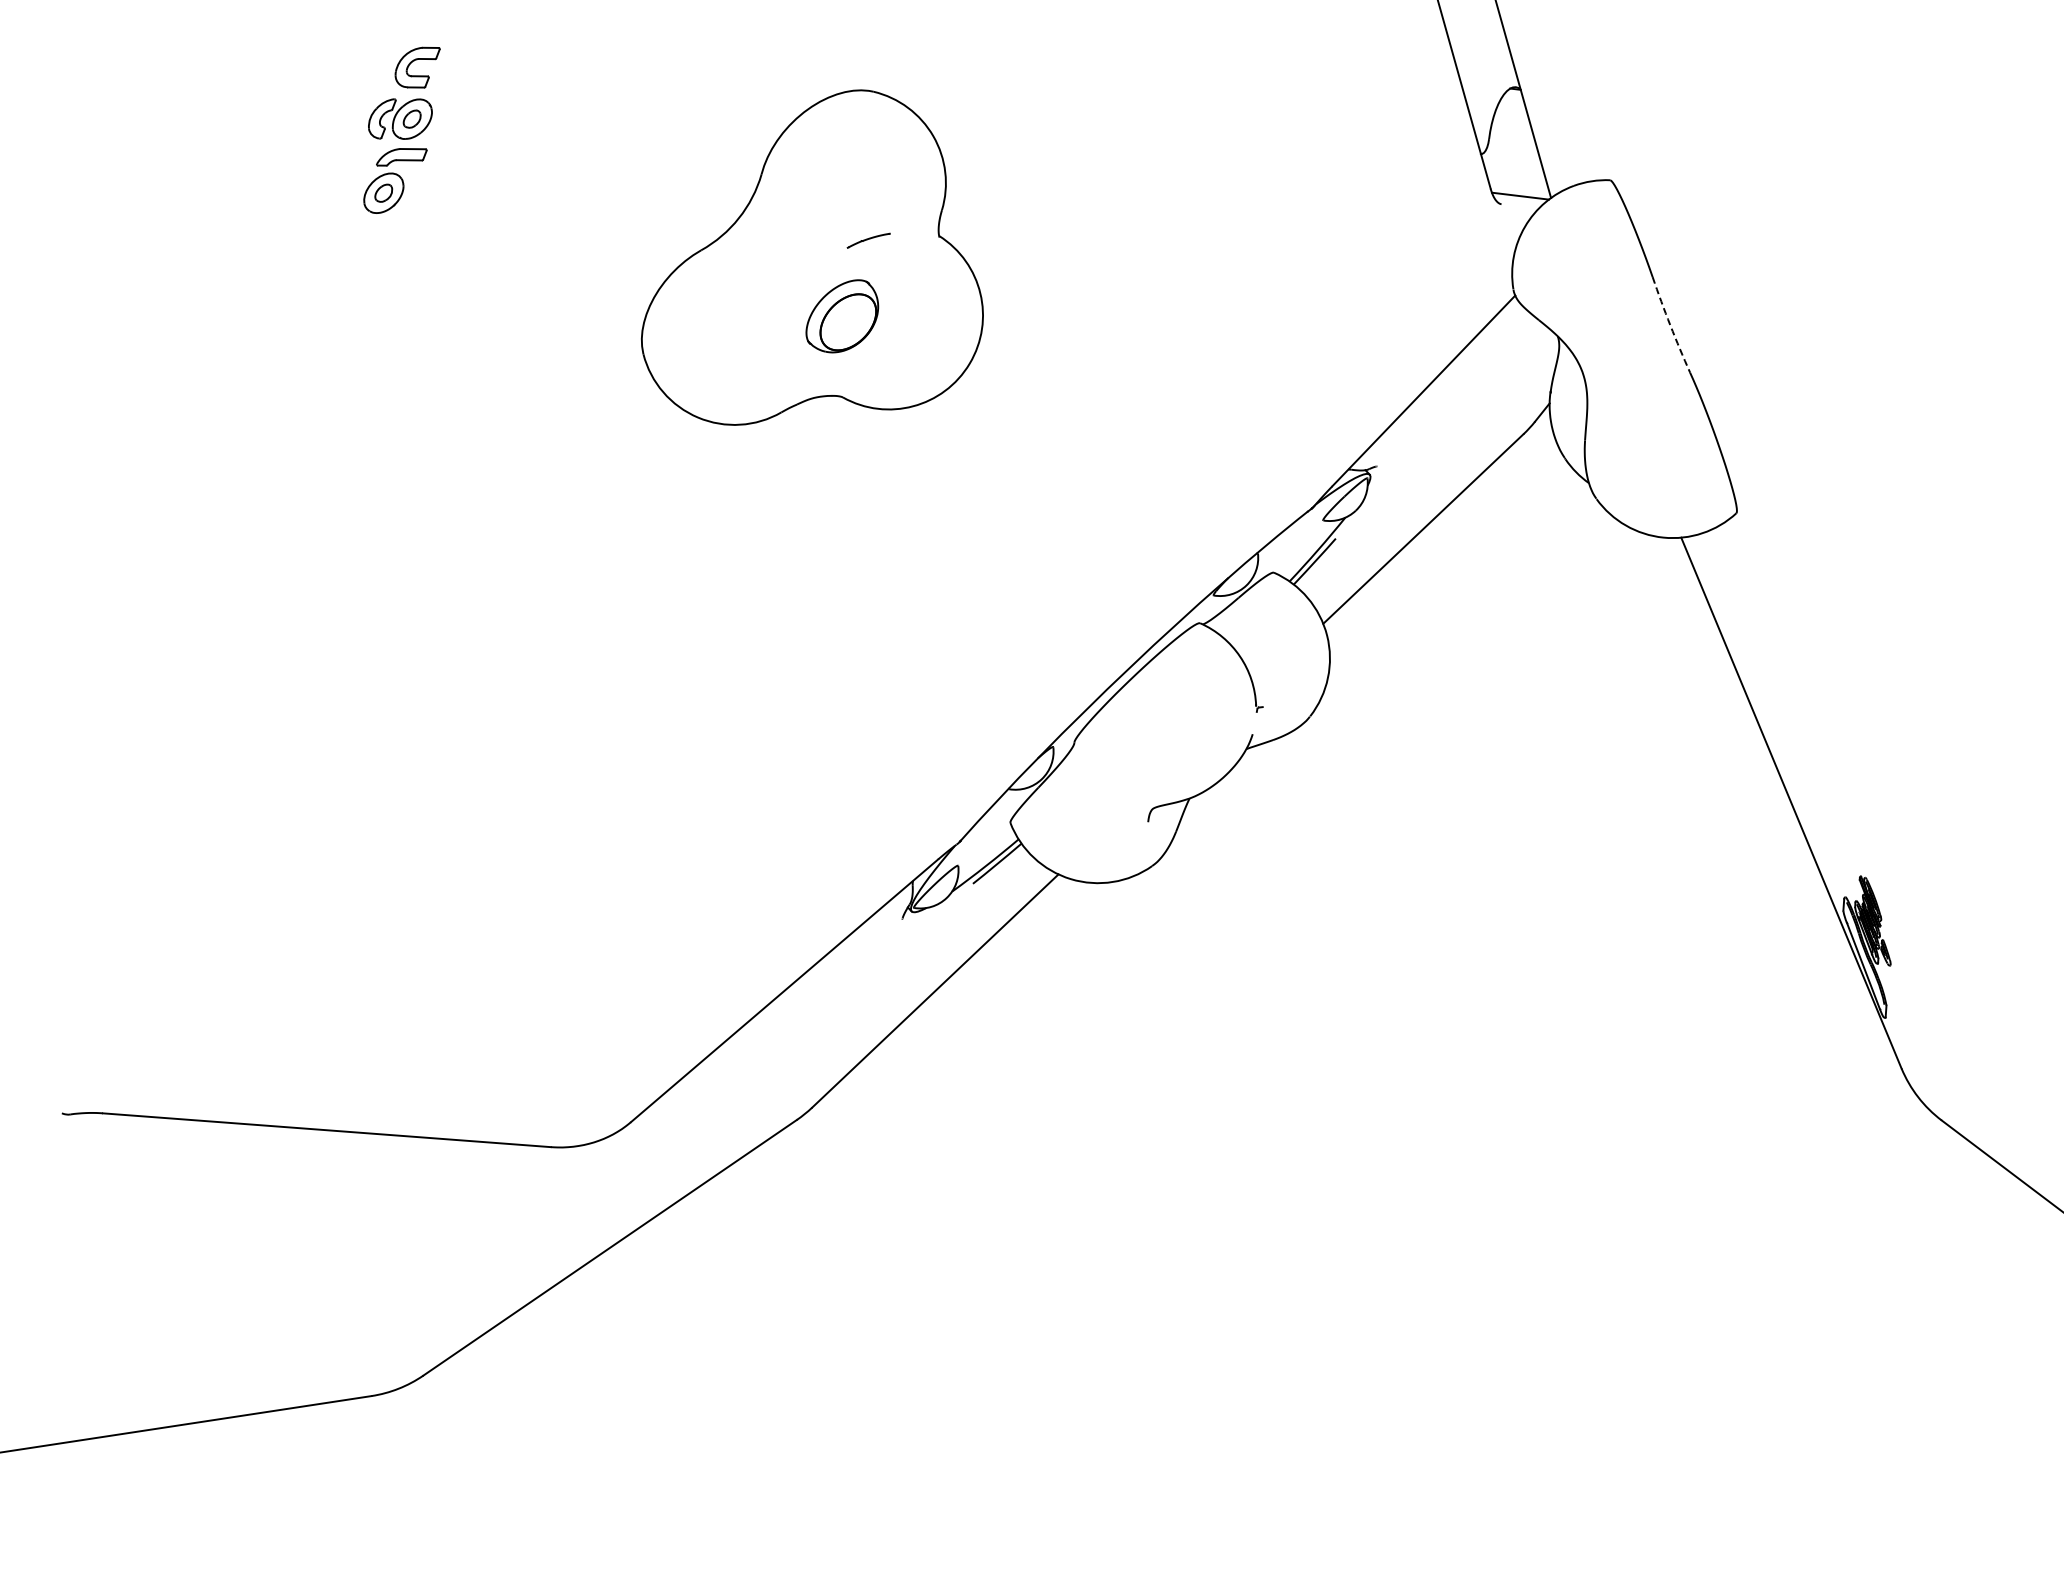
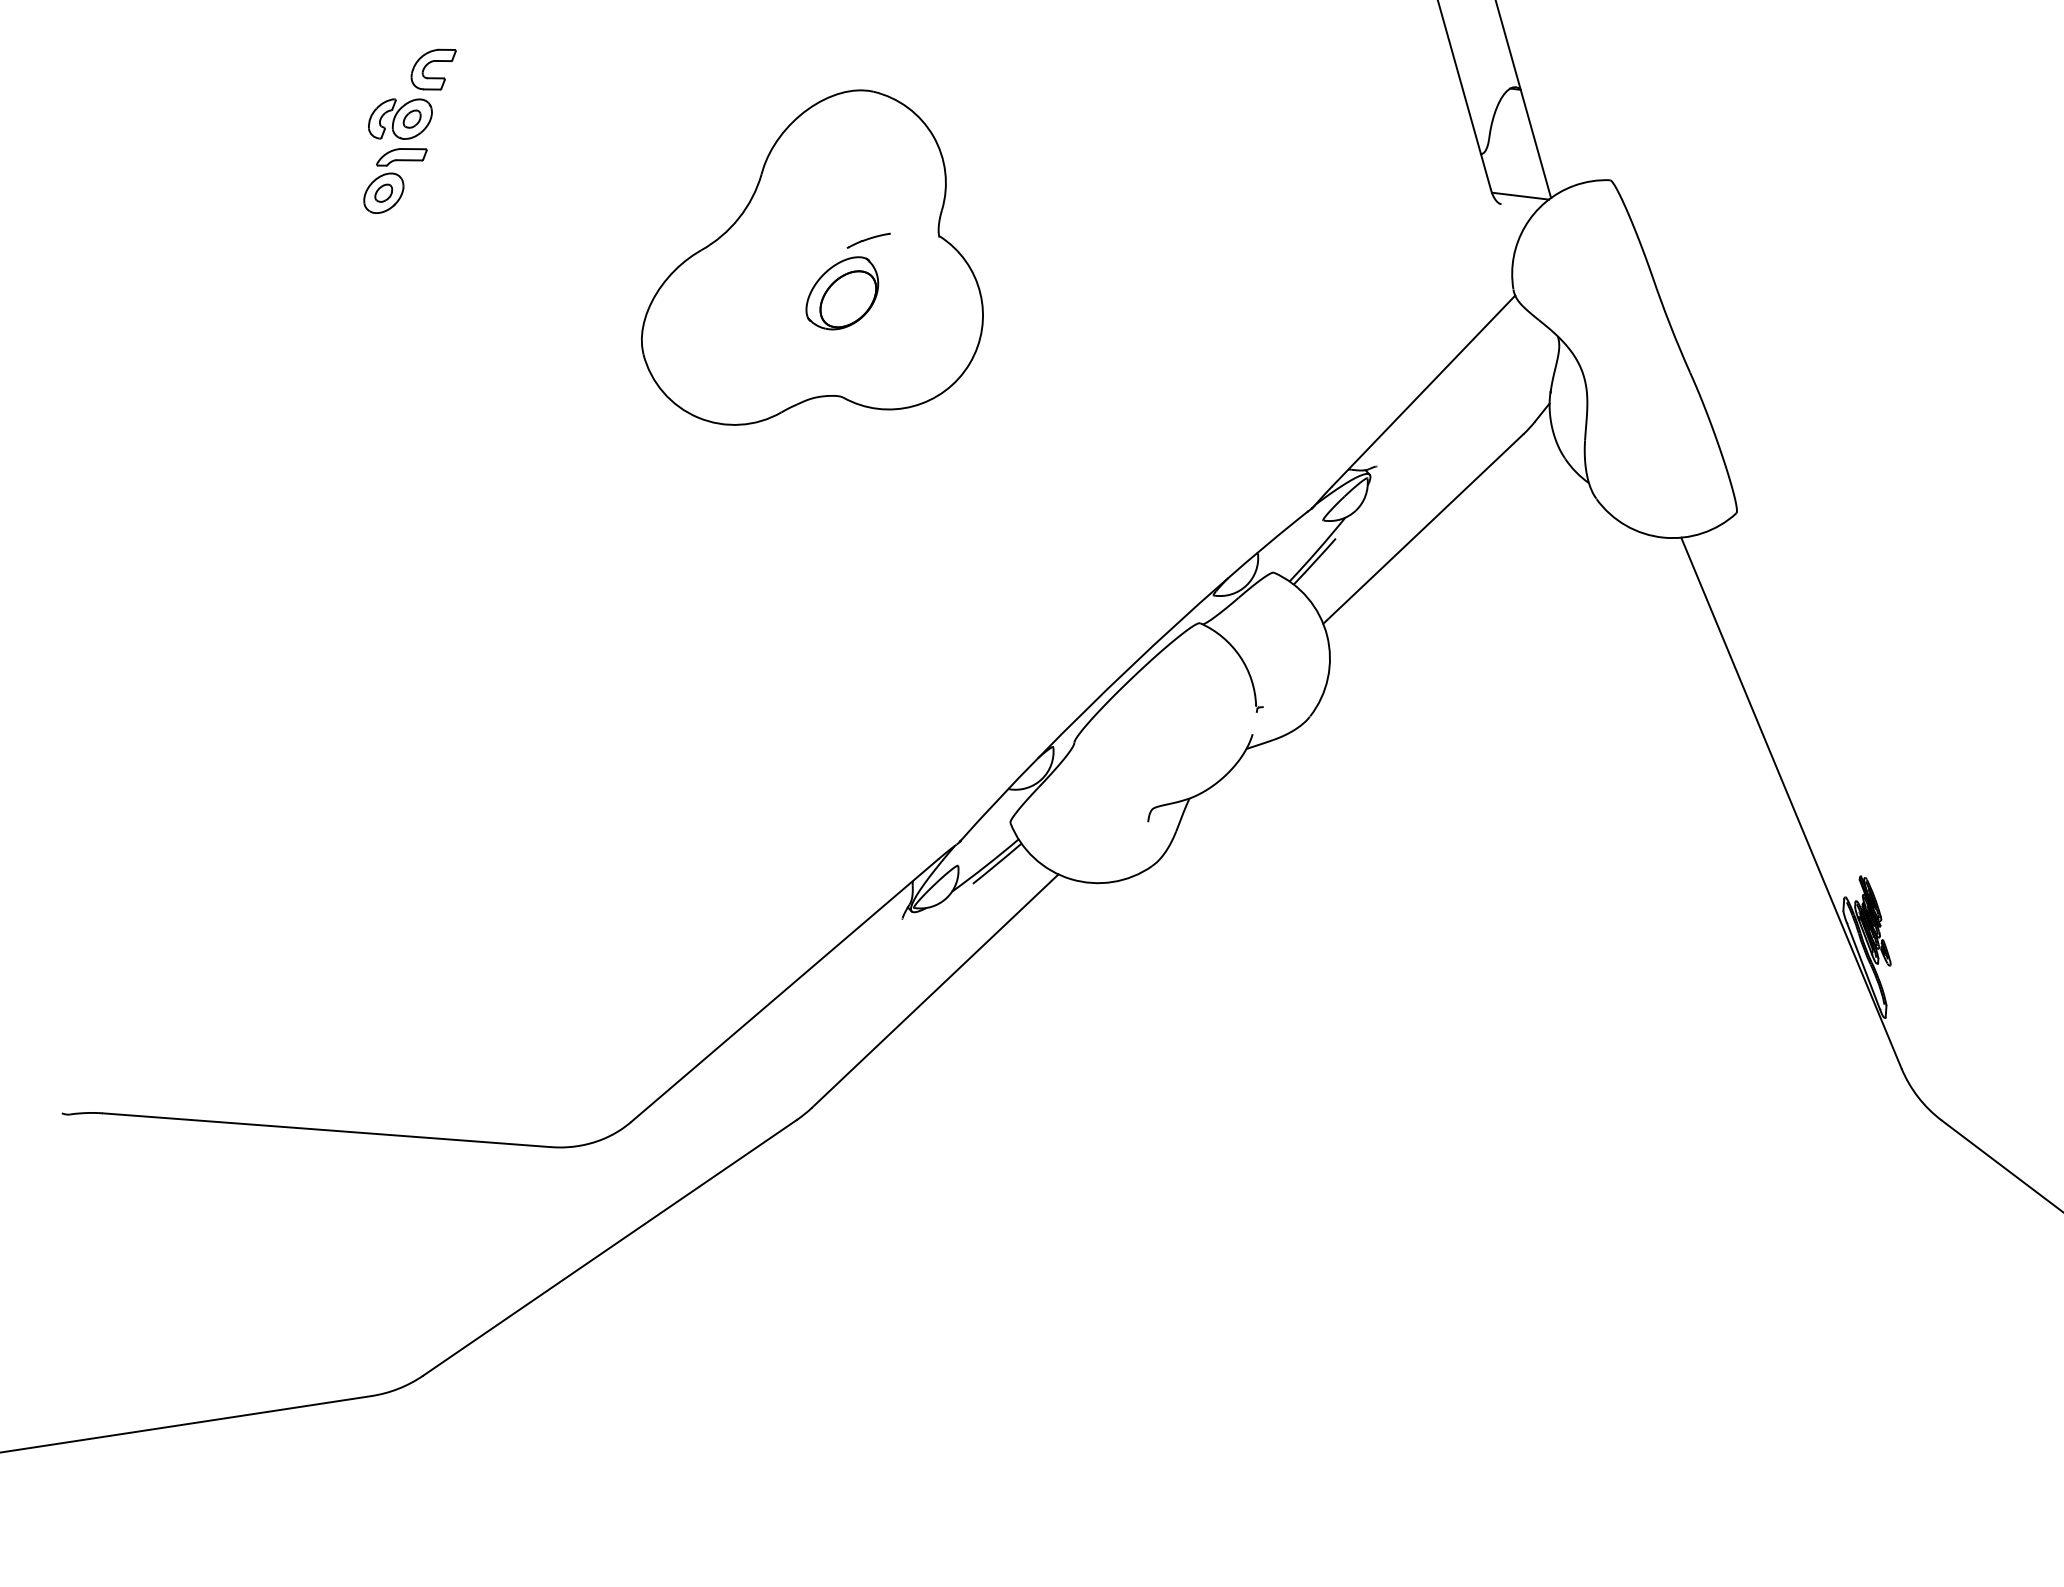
part position: (414, 61) -> (430, 63) (430, 63)
part position: (842, 316) -> (842, 293) (842, 293)
arc: dashed -> solid (1670, 325)
